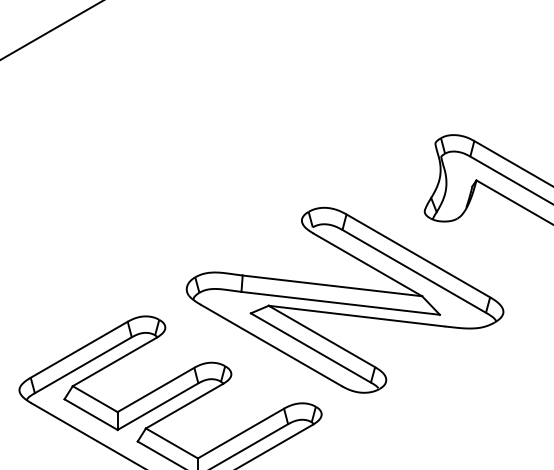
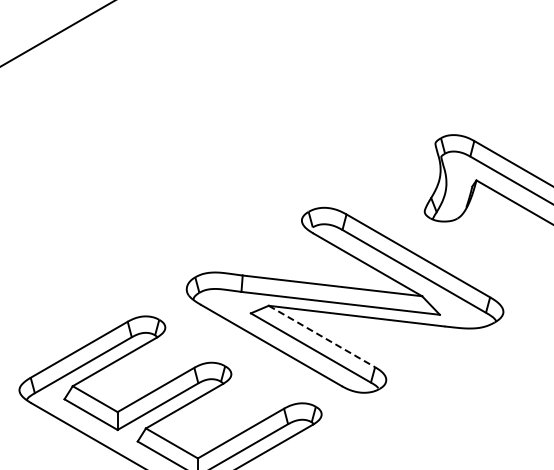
line position: (51, 30) -> (56, 33) (56, 33)
line: solid -> dashed (322, 336)
